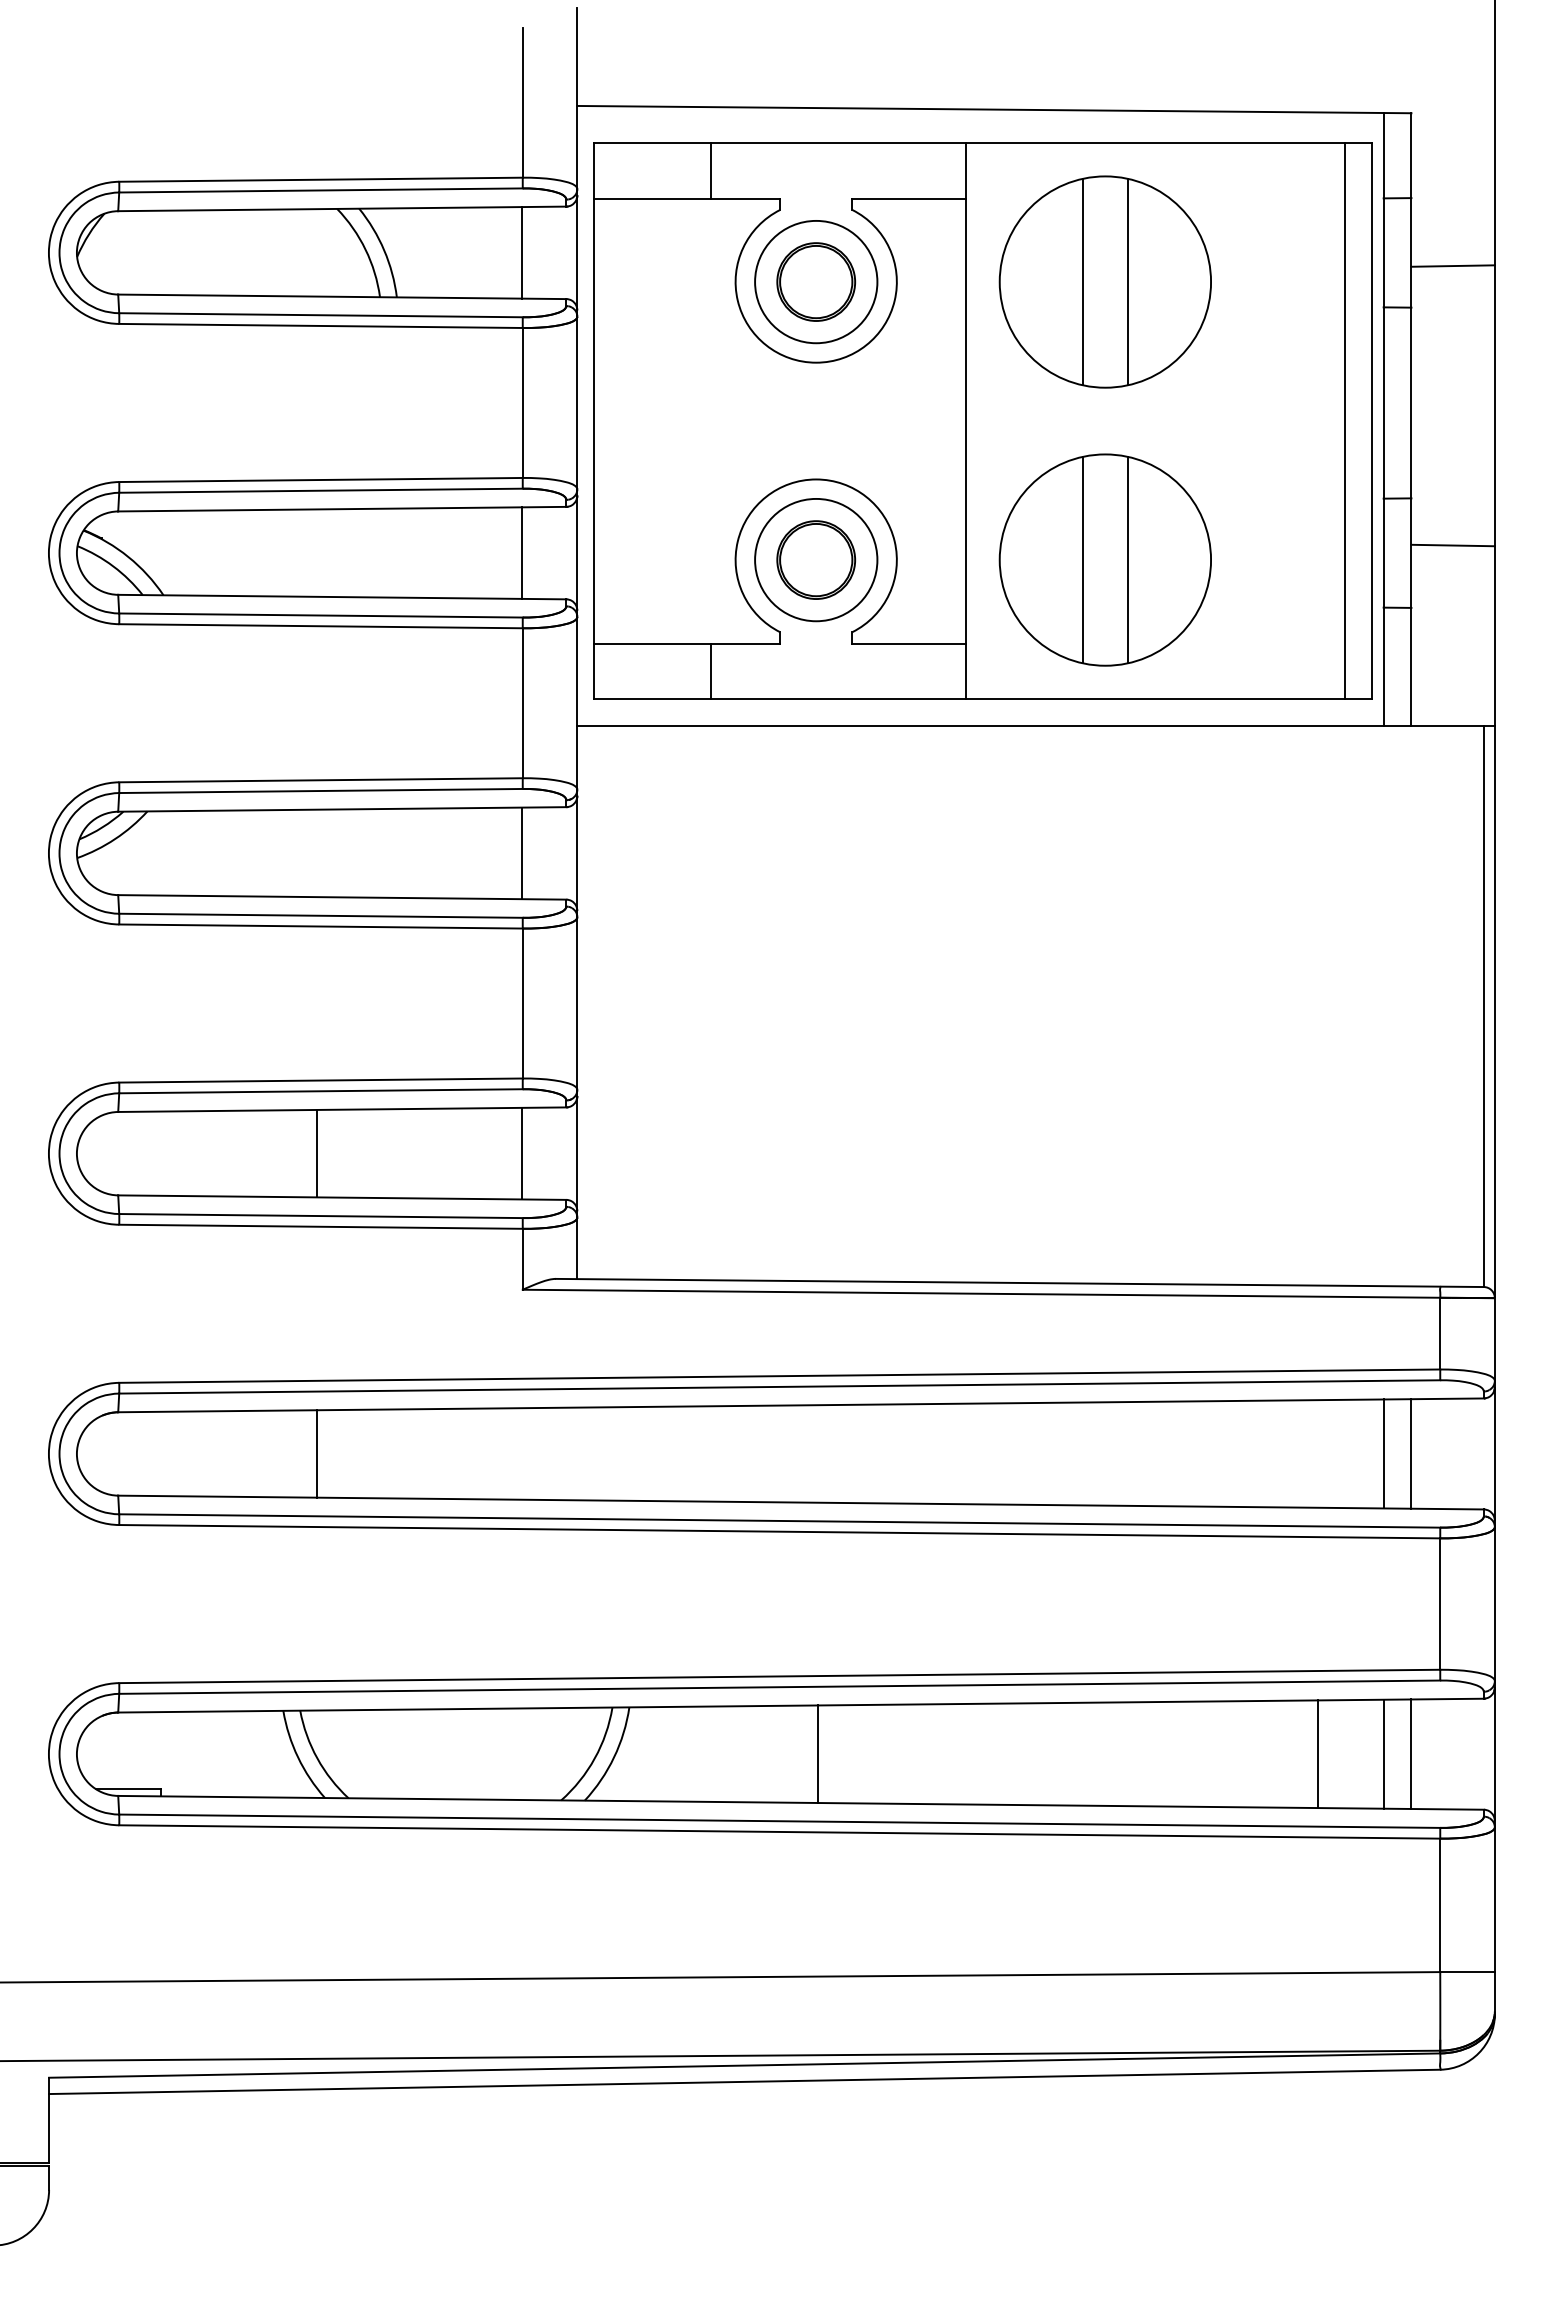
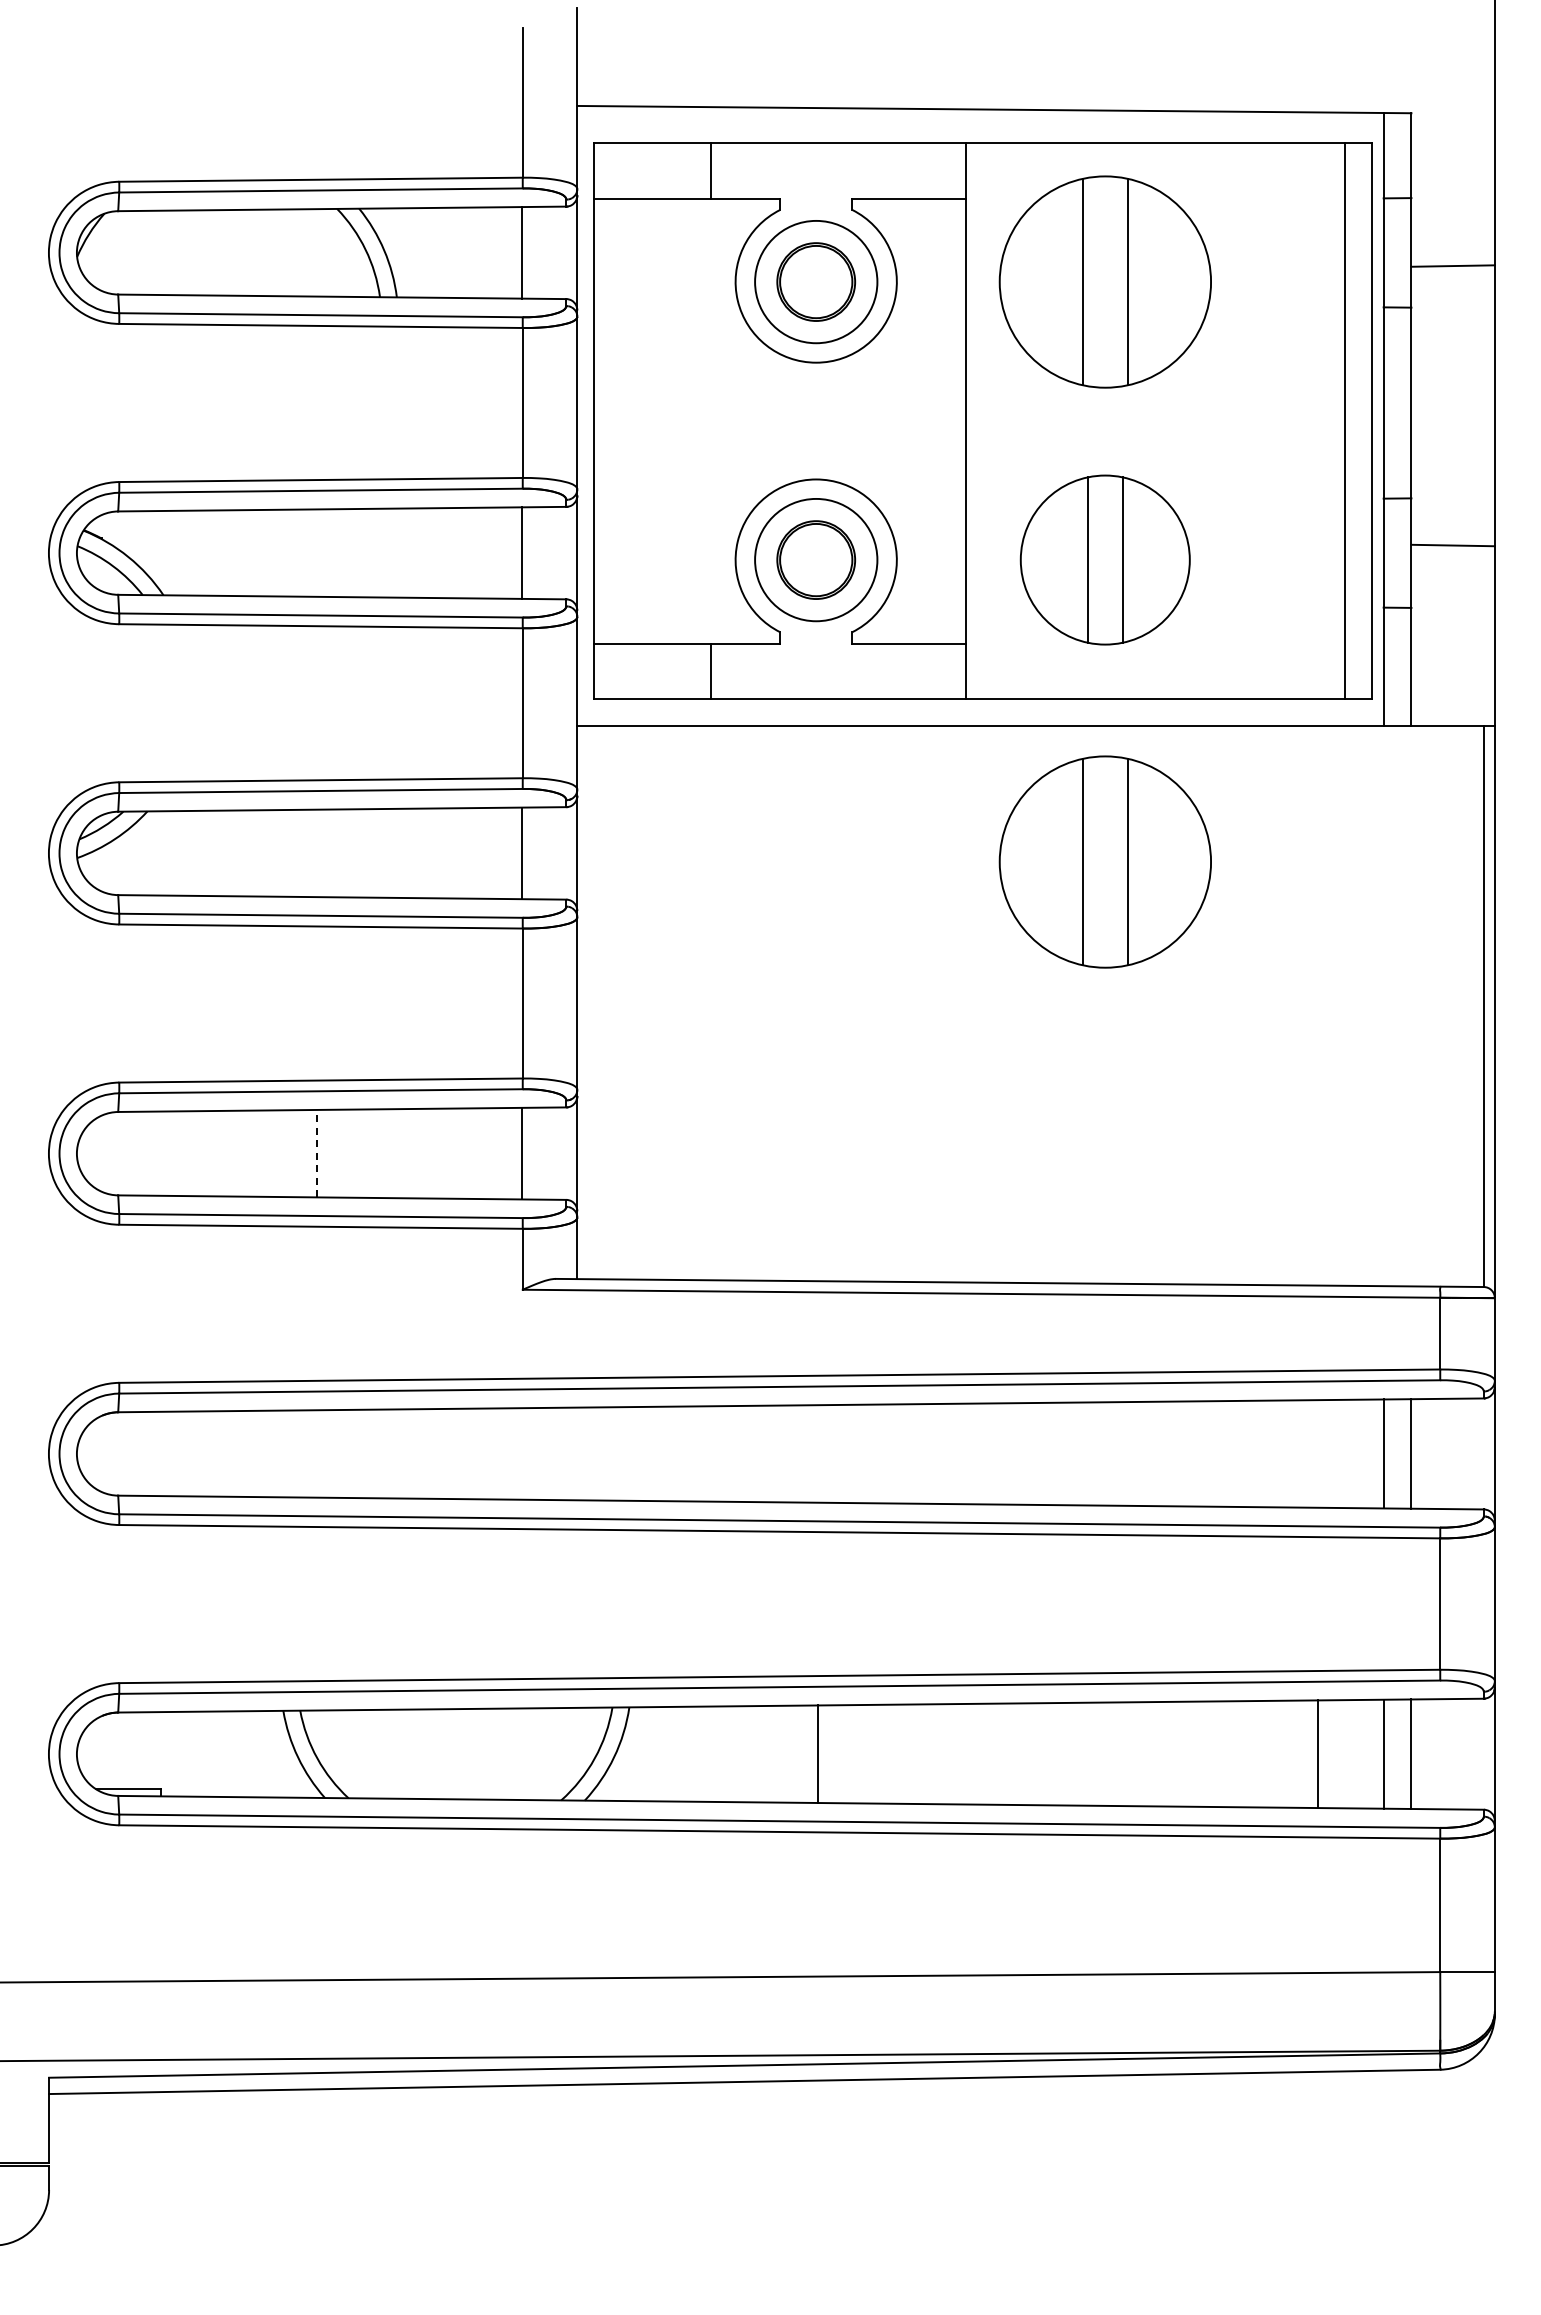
part size: 214x214 px -> 172x172 px (1104, 559)
part: none -> present (1104, 861)
line: solid -> dashed (317, 1153)
line: present -> none (317, 1453)
